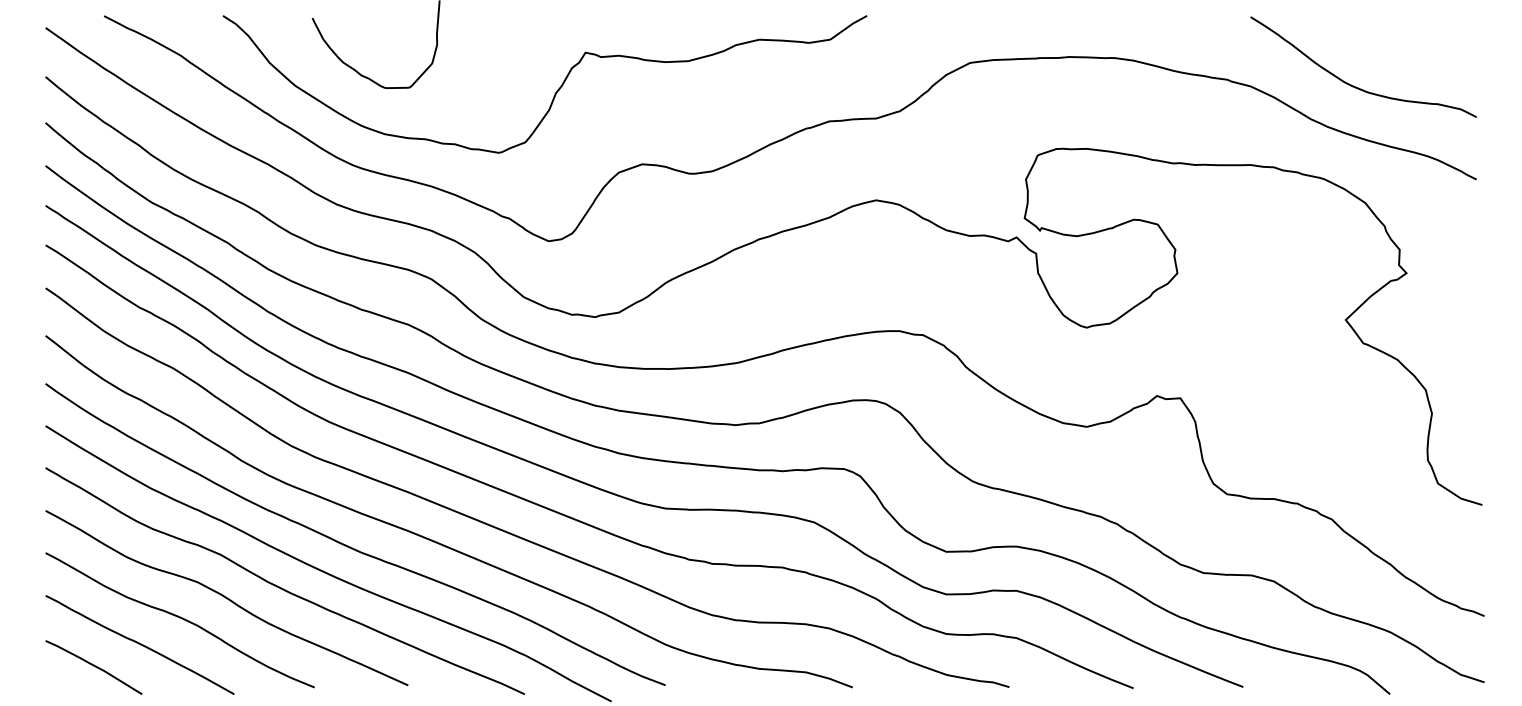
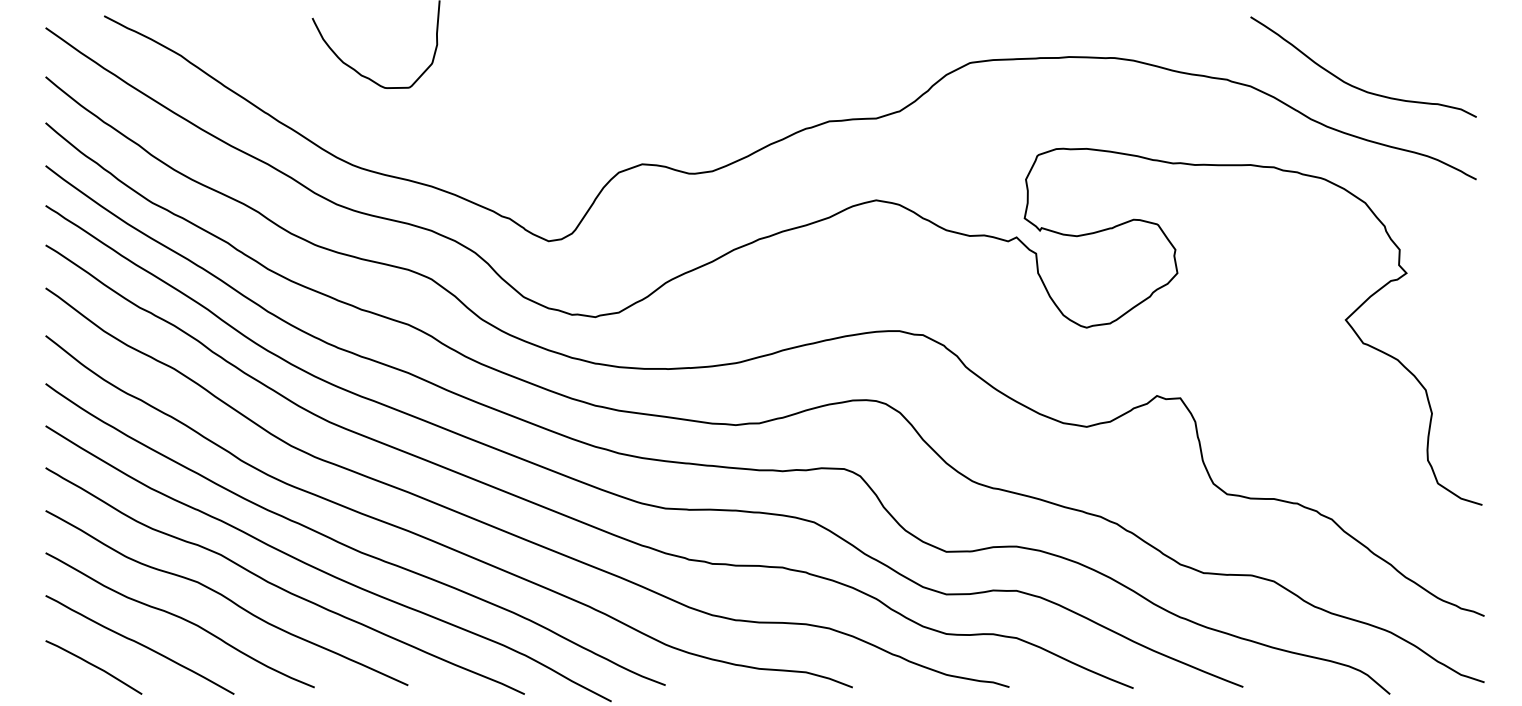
curve: present -> none (556, 90)
